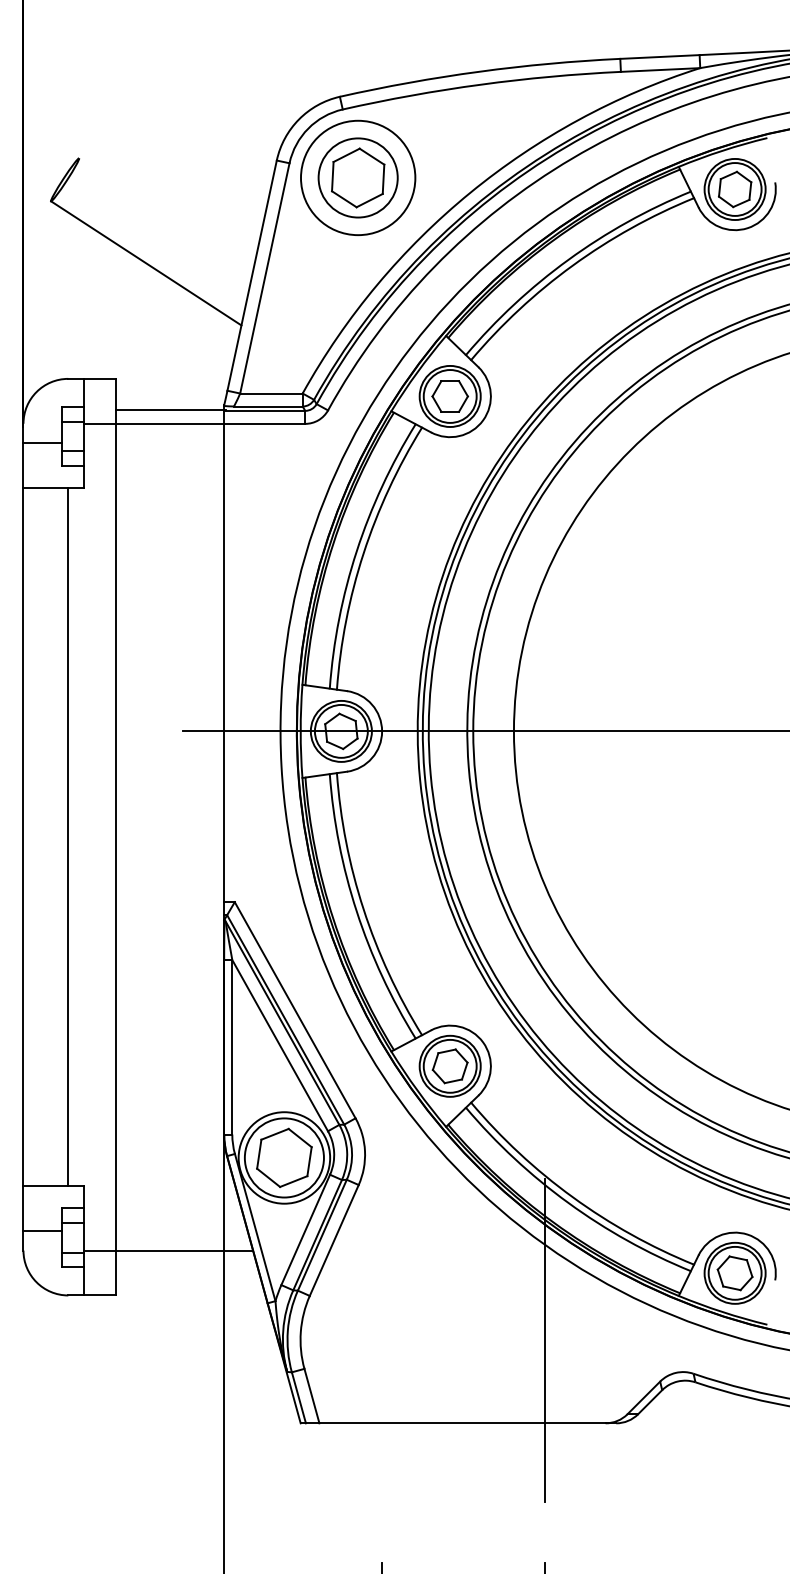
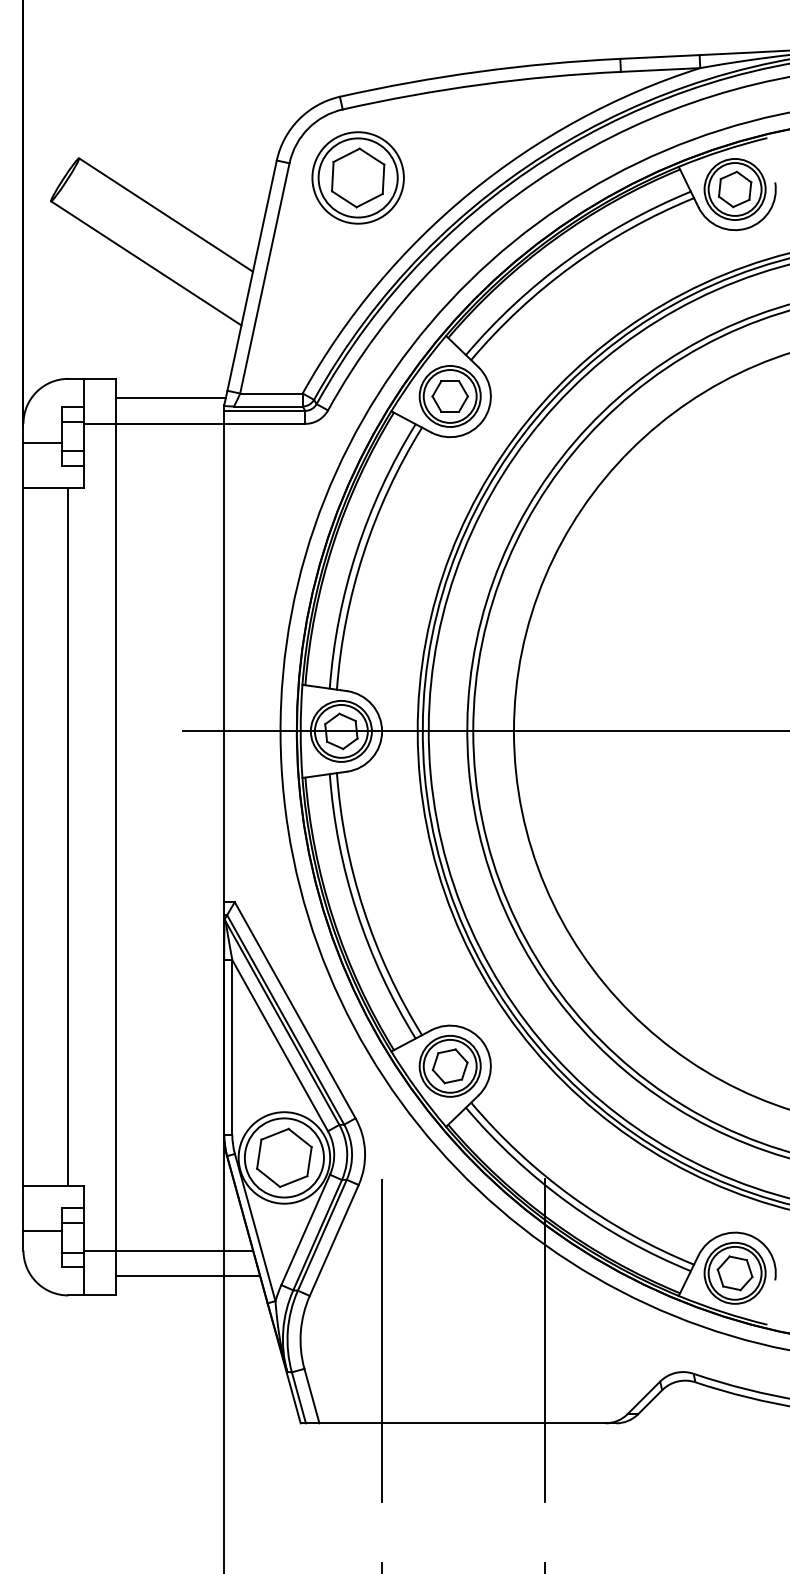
circle diameter: 114 px -> 91 px (357, 177)
line: none -> present (165, 214)
line position: (170, 410) -> (170, 398) (170, 398)
line: none -> present (188, 1276)
line: none -> present (382, 1340)
